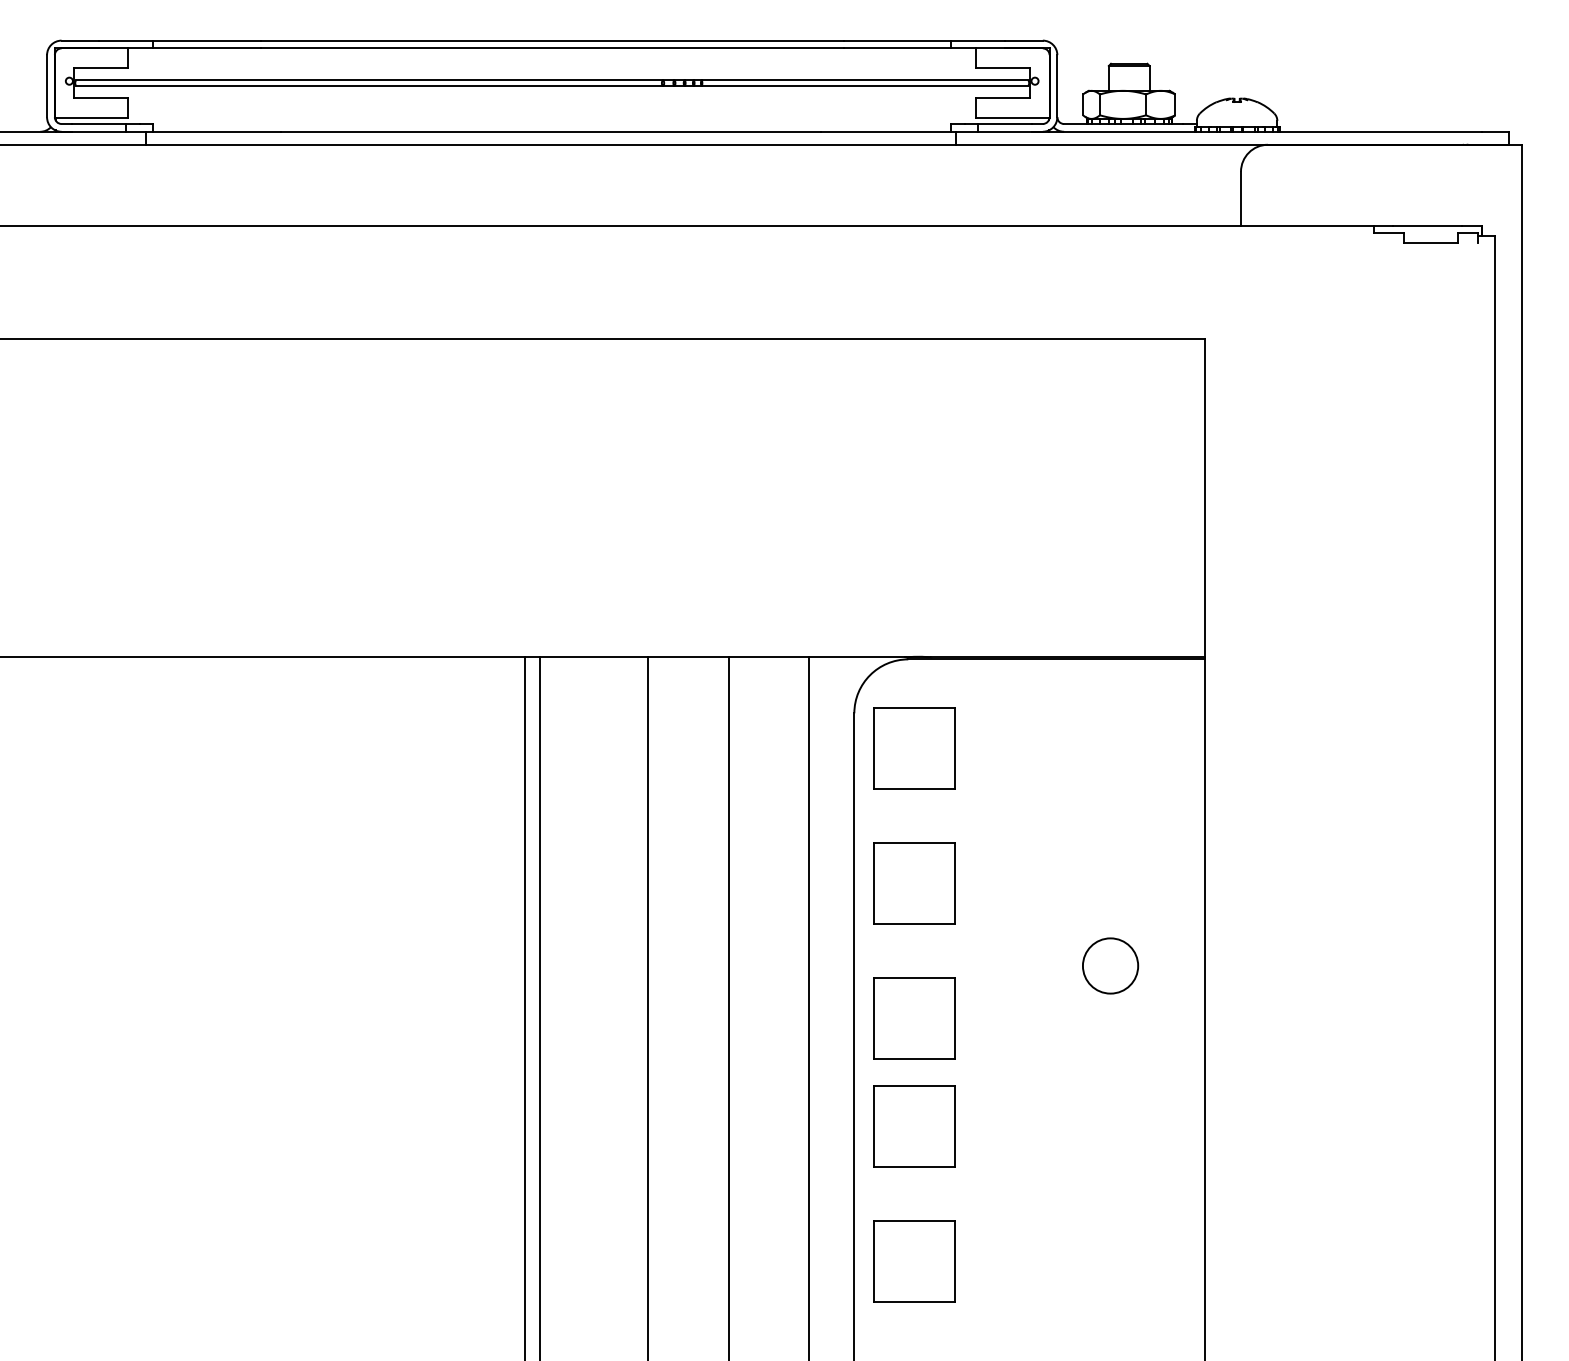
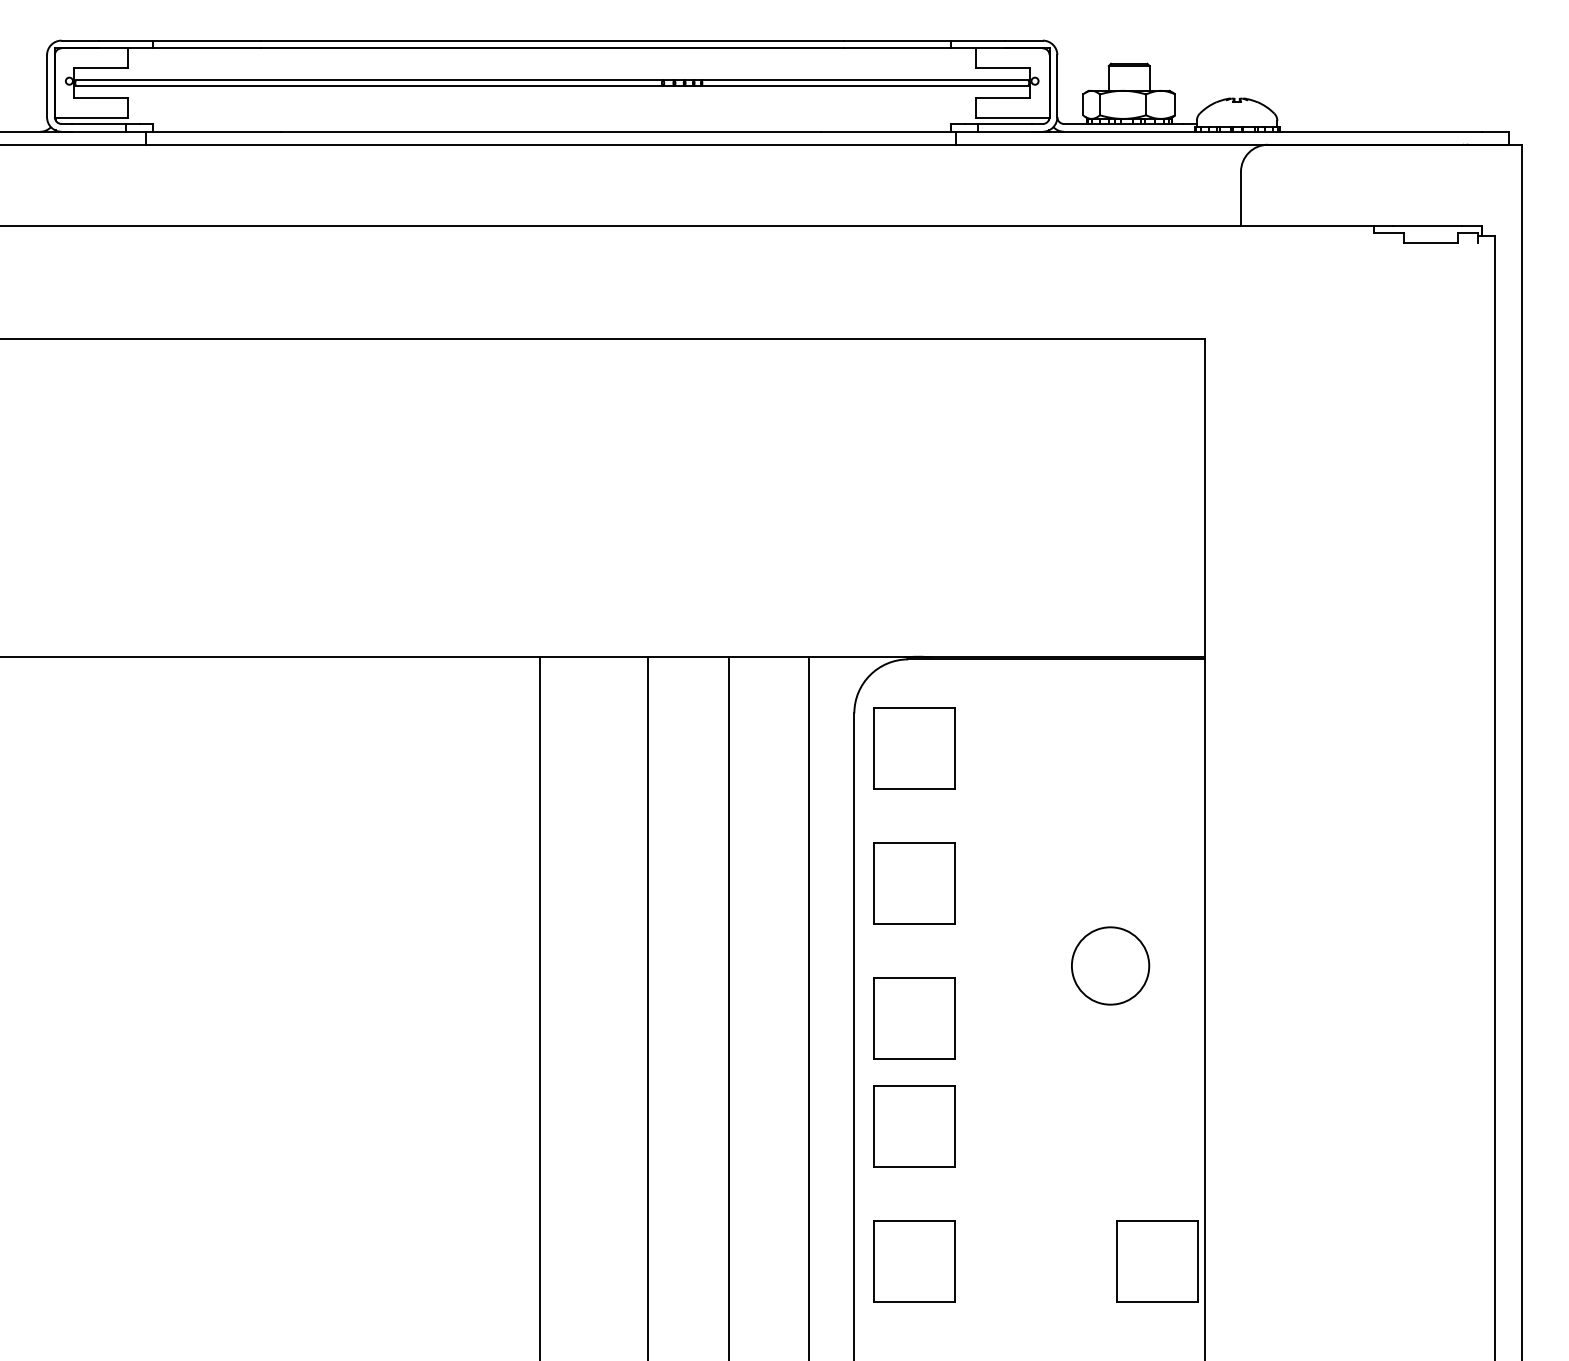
circle diameter: 55 px -> 77 px (1110, 965)
line: present -> none (524, 1007)
part: none -> present (1157, 1261)
